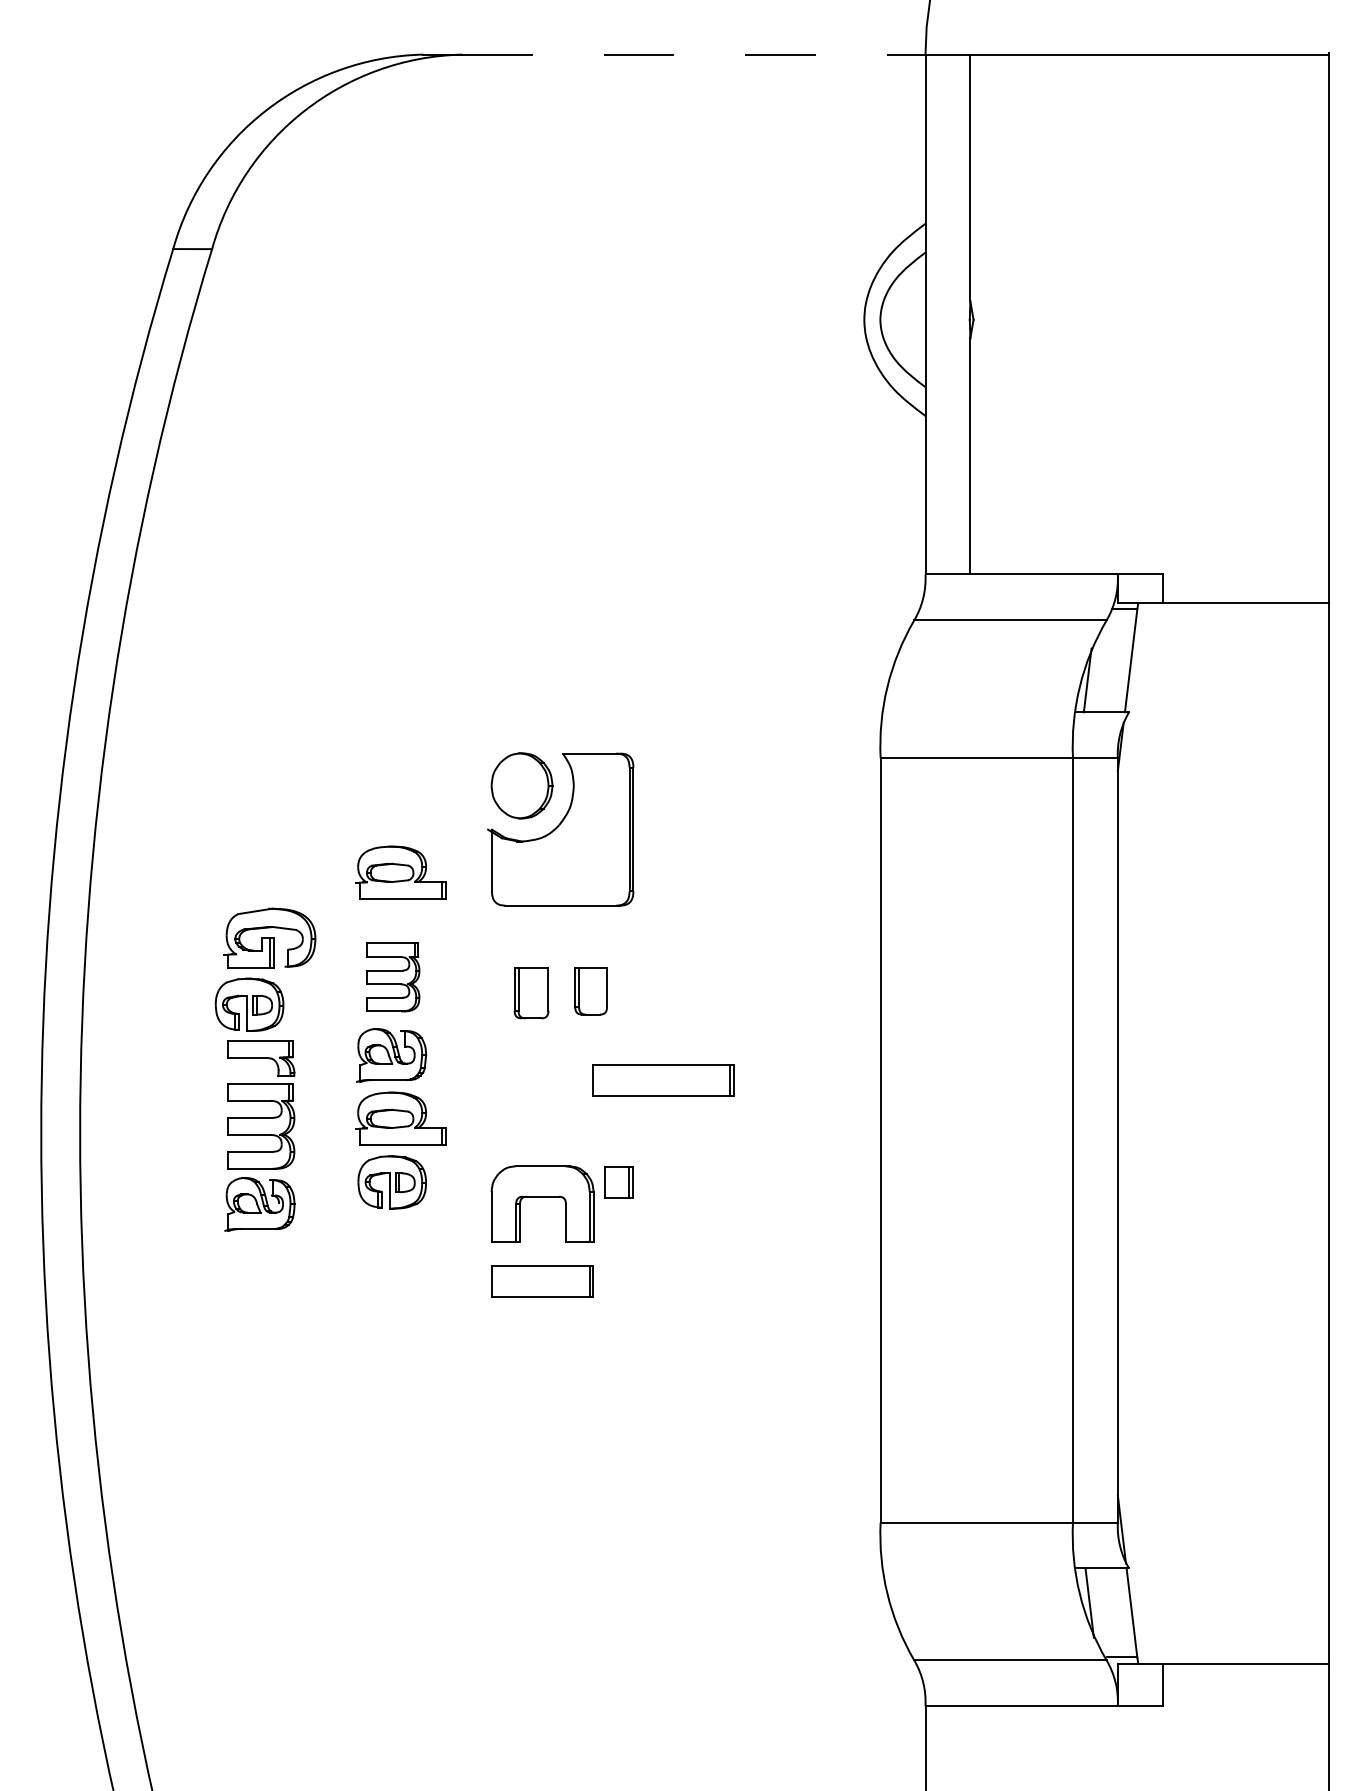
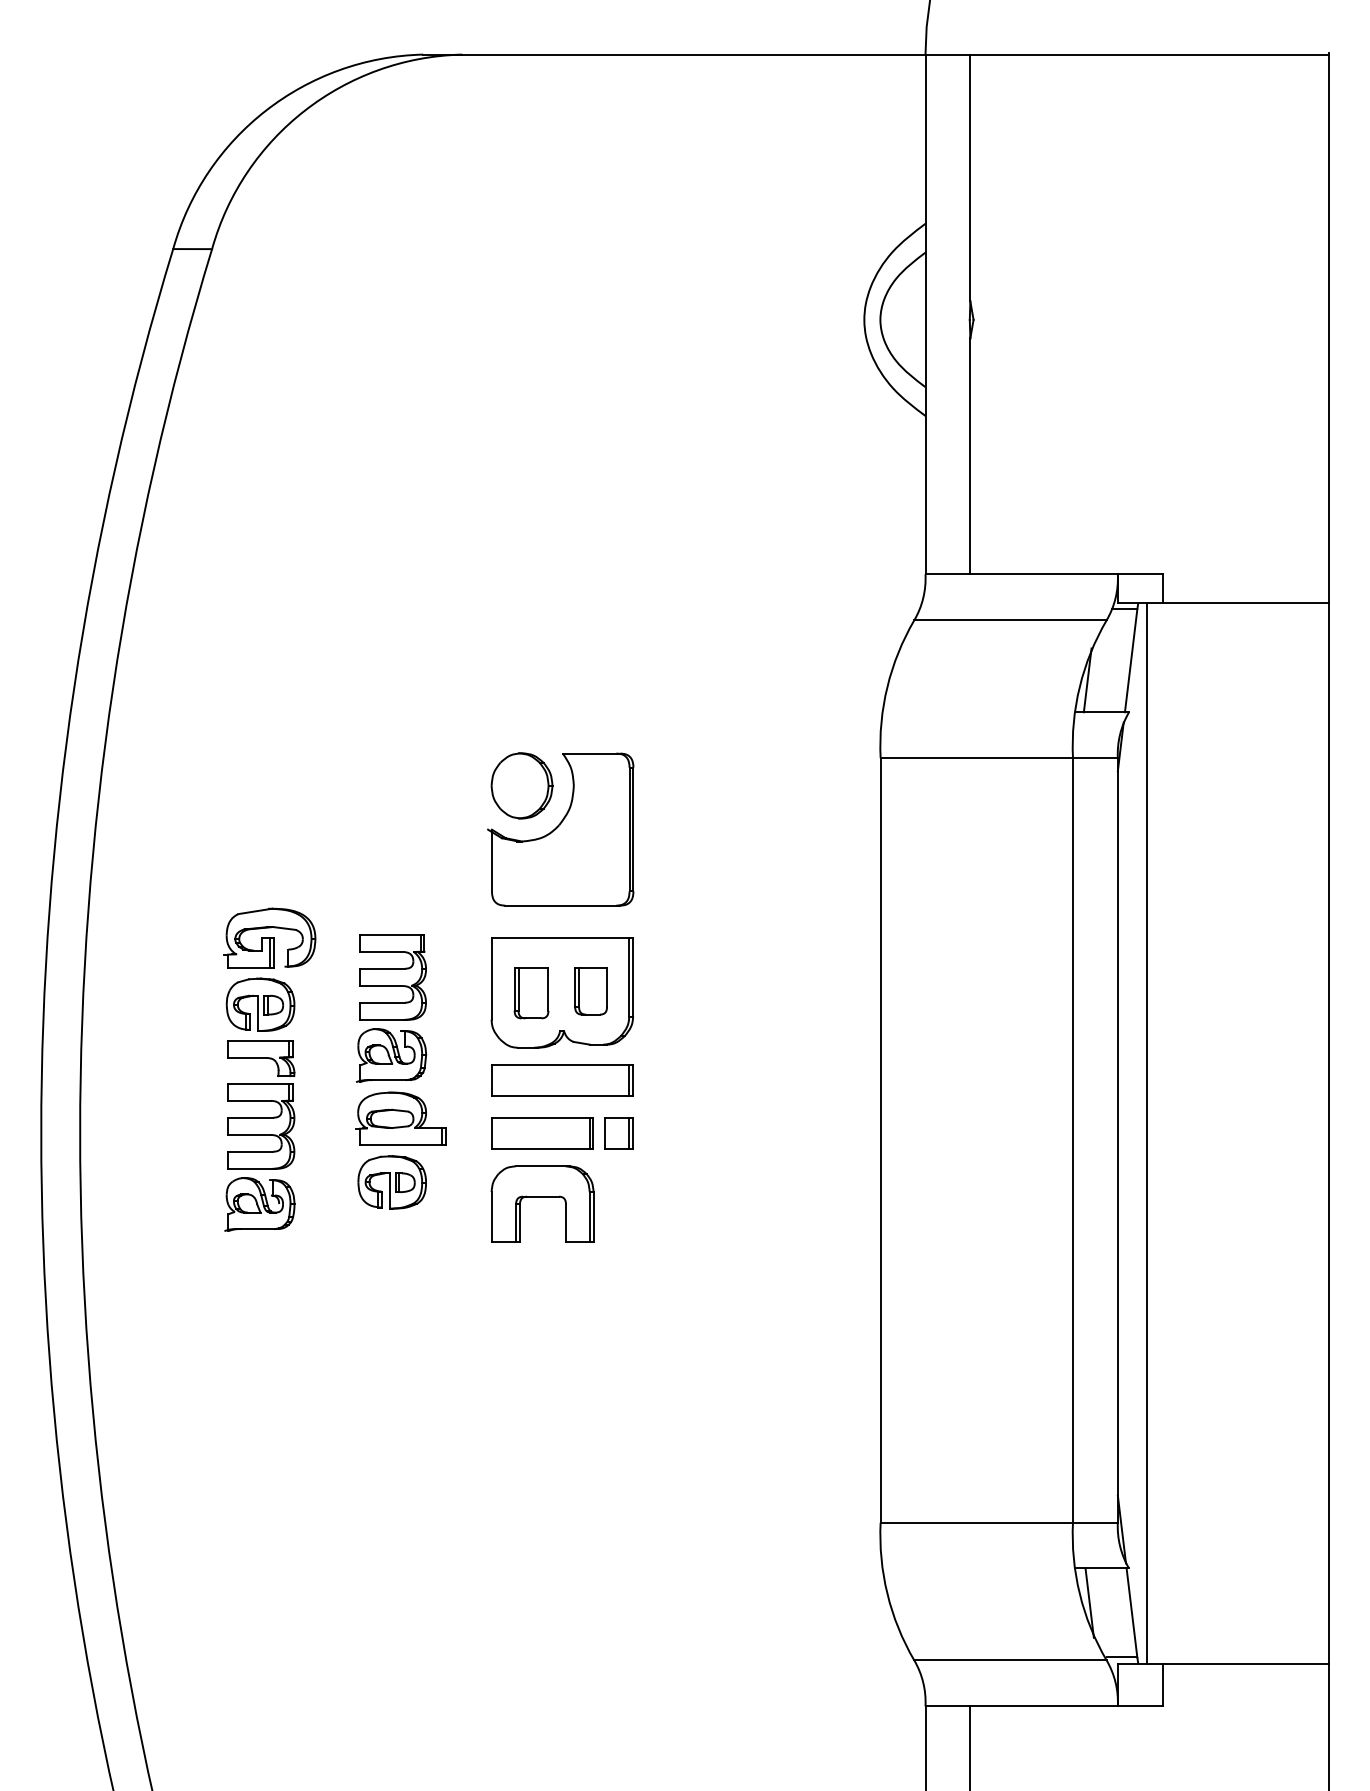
line: dashed -> solid (693, 54)
part: present -> none (400, 872)
part size: 55x71 px -> 68x87 px (392, 977)
part: none -> present (561, 992)
part position: (249, 1004) -> (260, 1004) (260, 1004)
part position: (663, 1080) -> (562, 1080) (562, 1080)
line: none -> present (1147, 1133)
part position: (618, 1182) -> (618, 1133) (618, 1133)
part position: (542, 1281) -> (542, 1133) (542, 1133)
line: none -> present (970, 1746)
